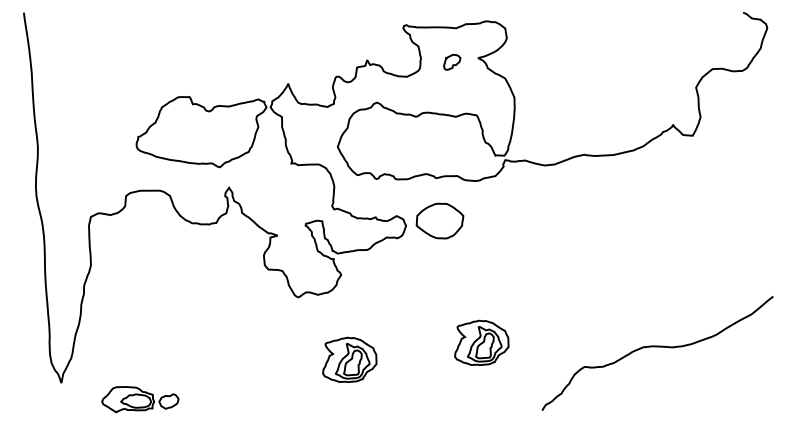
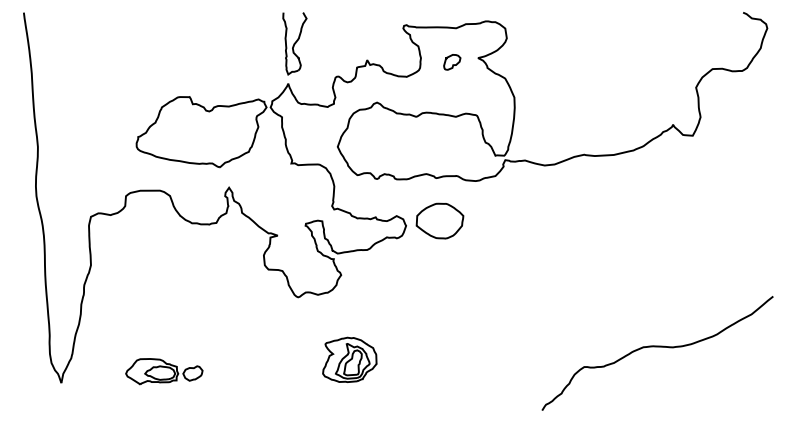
part: none -> present (294, 43)
part: present -> none (481, 342)
part position: (140, 399) -> (164, 371) (164, 371)
